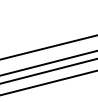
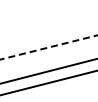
line: solid -> dashed (49, 47)
line: present -> none (48, 63)
